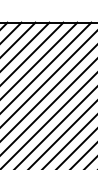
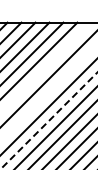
line: present -> none (46, 66)
line: present -> none (48, 93)
line: solid -> dashed (49, 120)
